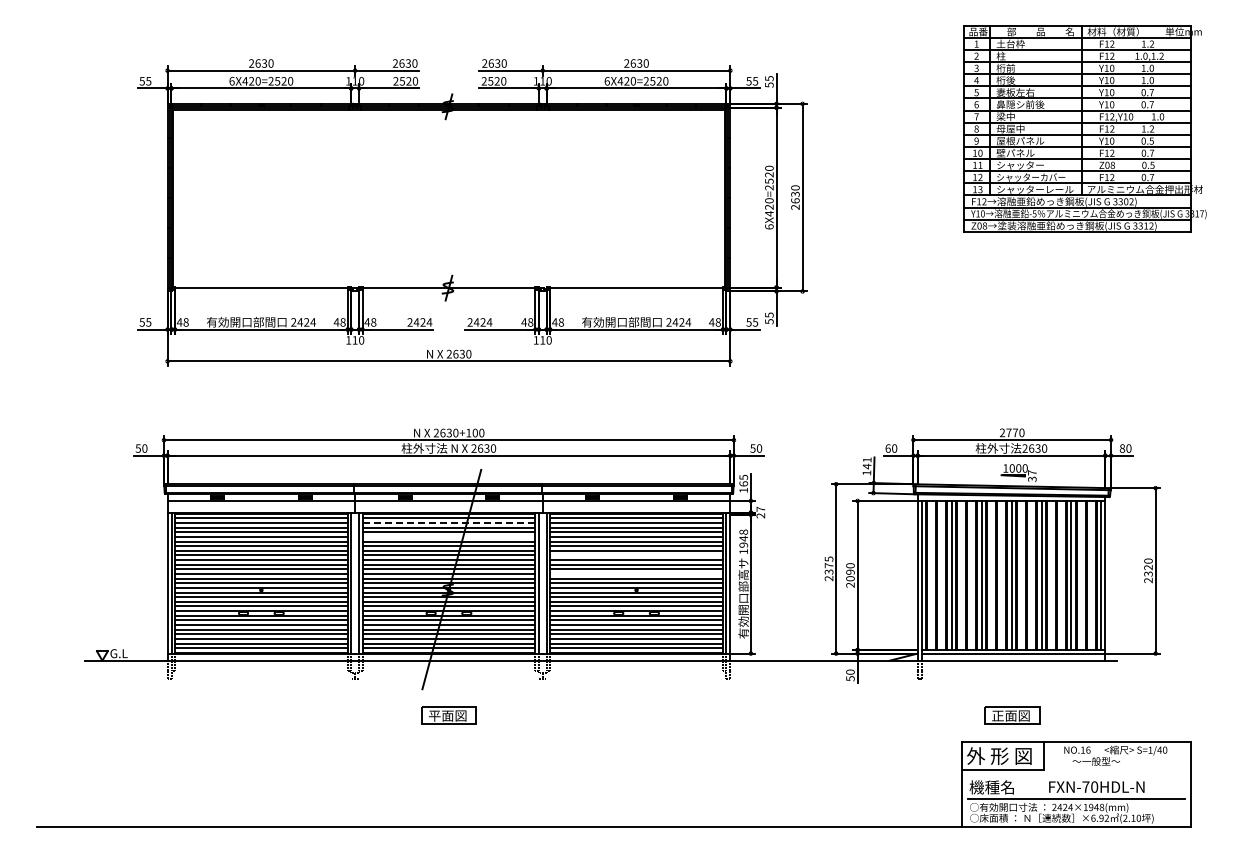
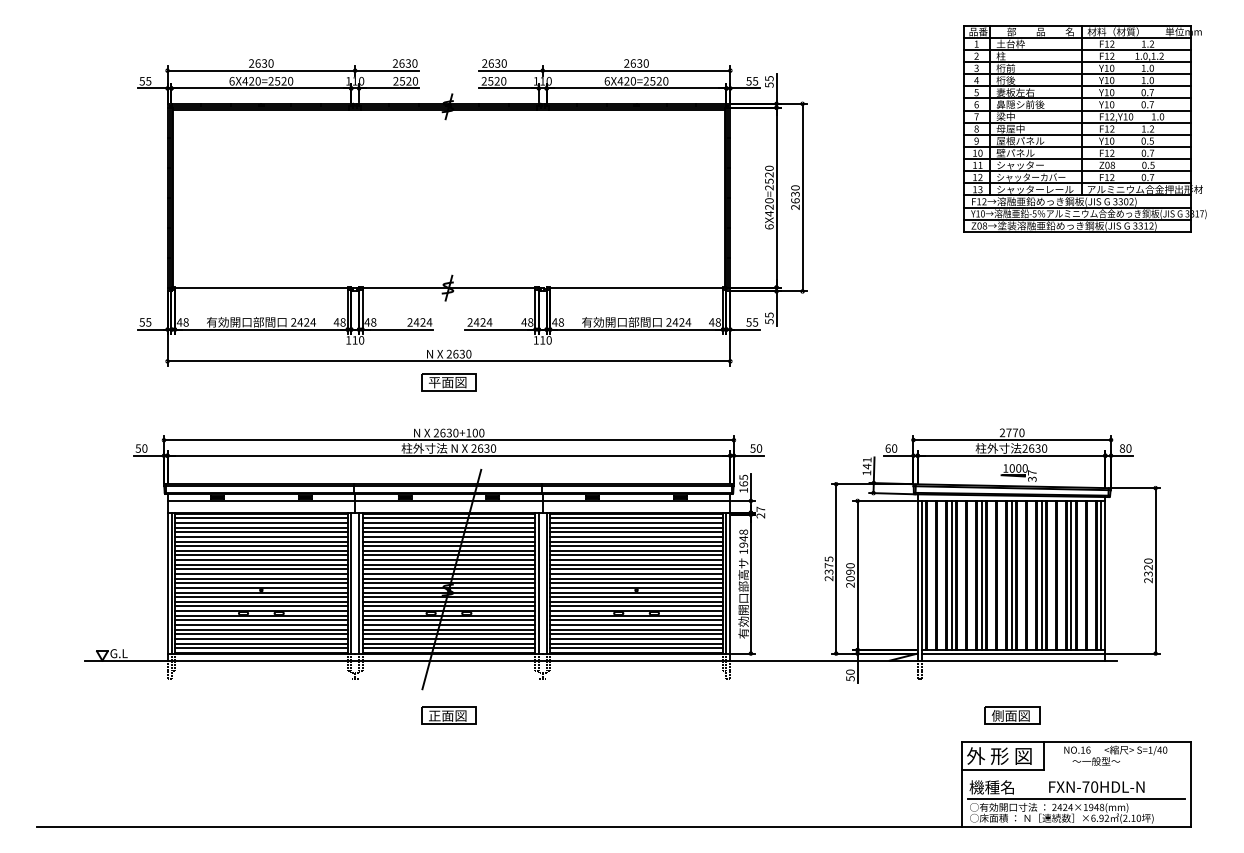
part: none -> present (448, 382)
line: dashed -> solid (449, 523)
line: none -> present (448, 536)
line: none -> present (636, 555)
line: none -> present (636, 574)
text: 正面図 -> 側面図 (997, 715)
text: 平面図 -> 正面図 (434, 716)
